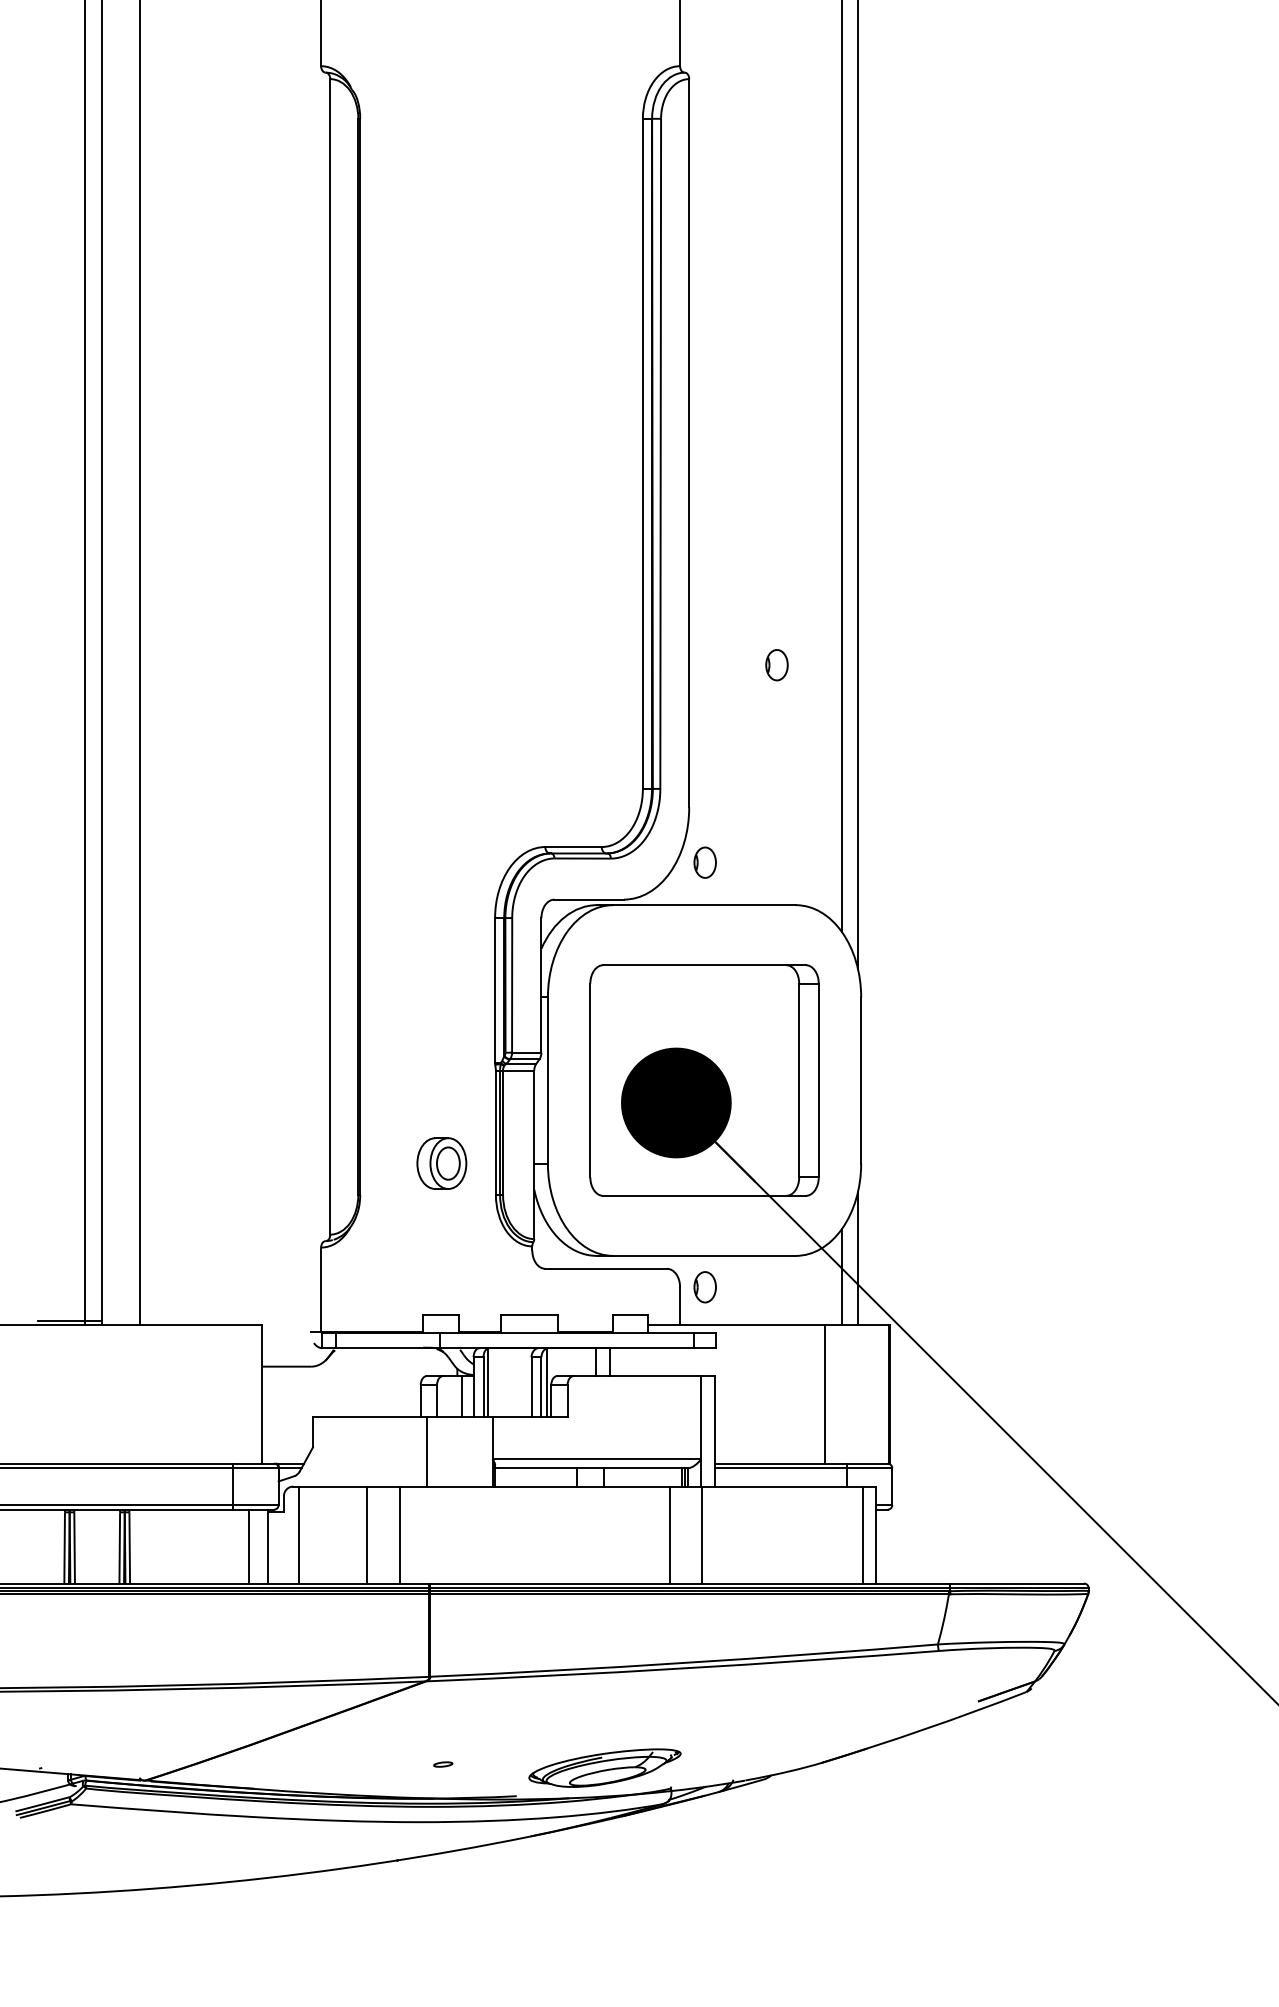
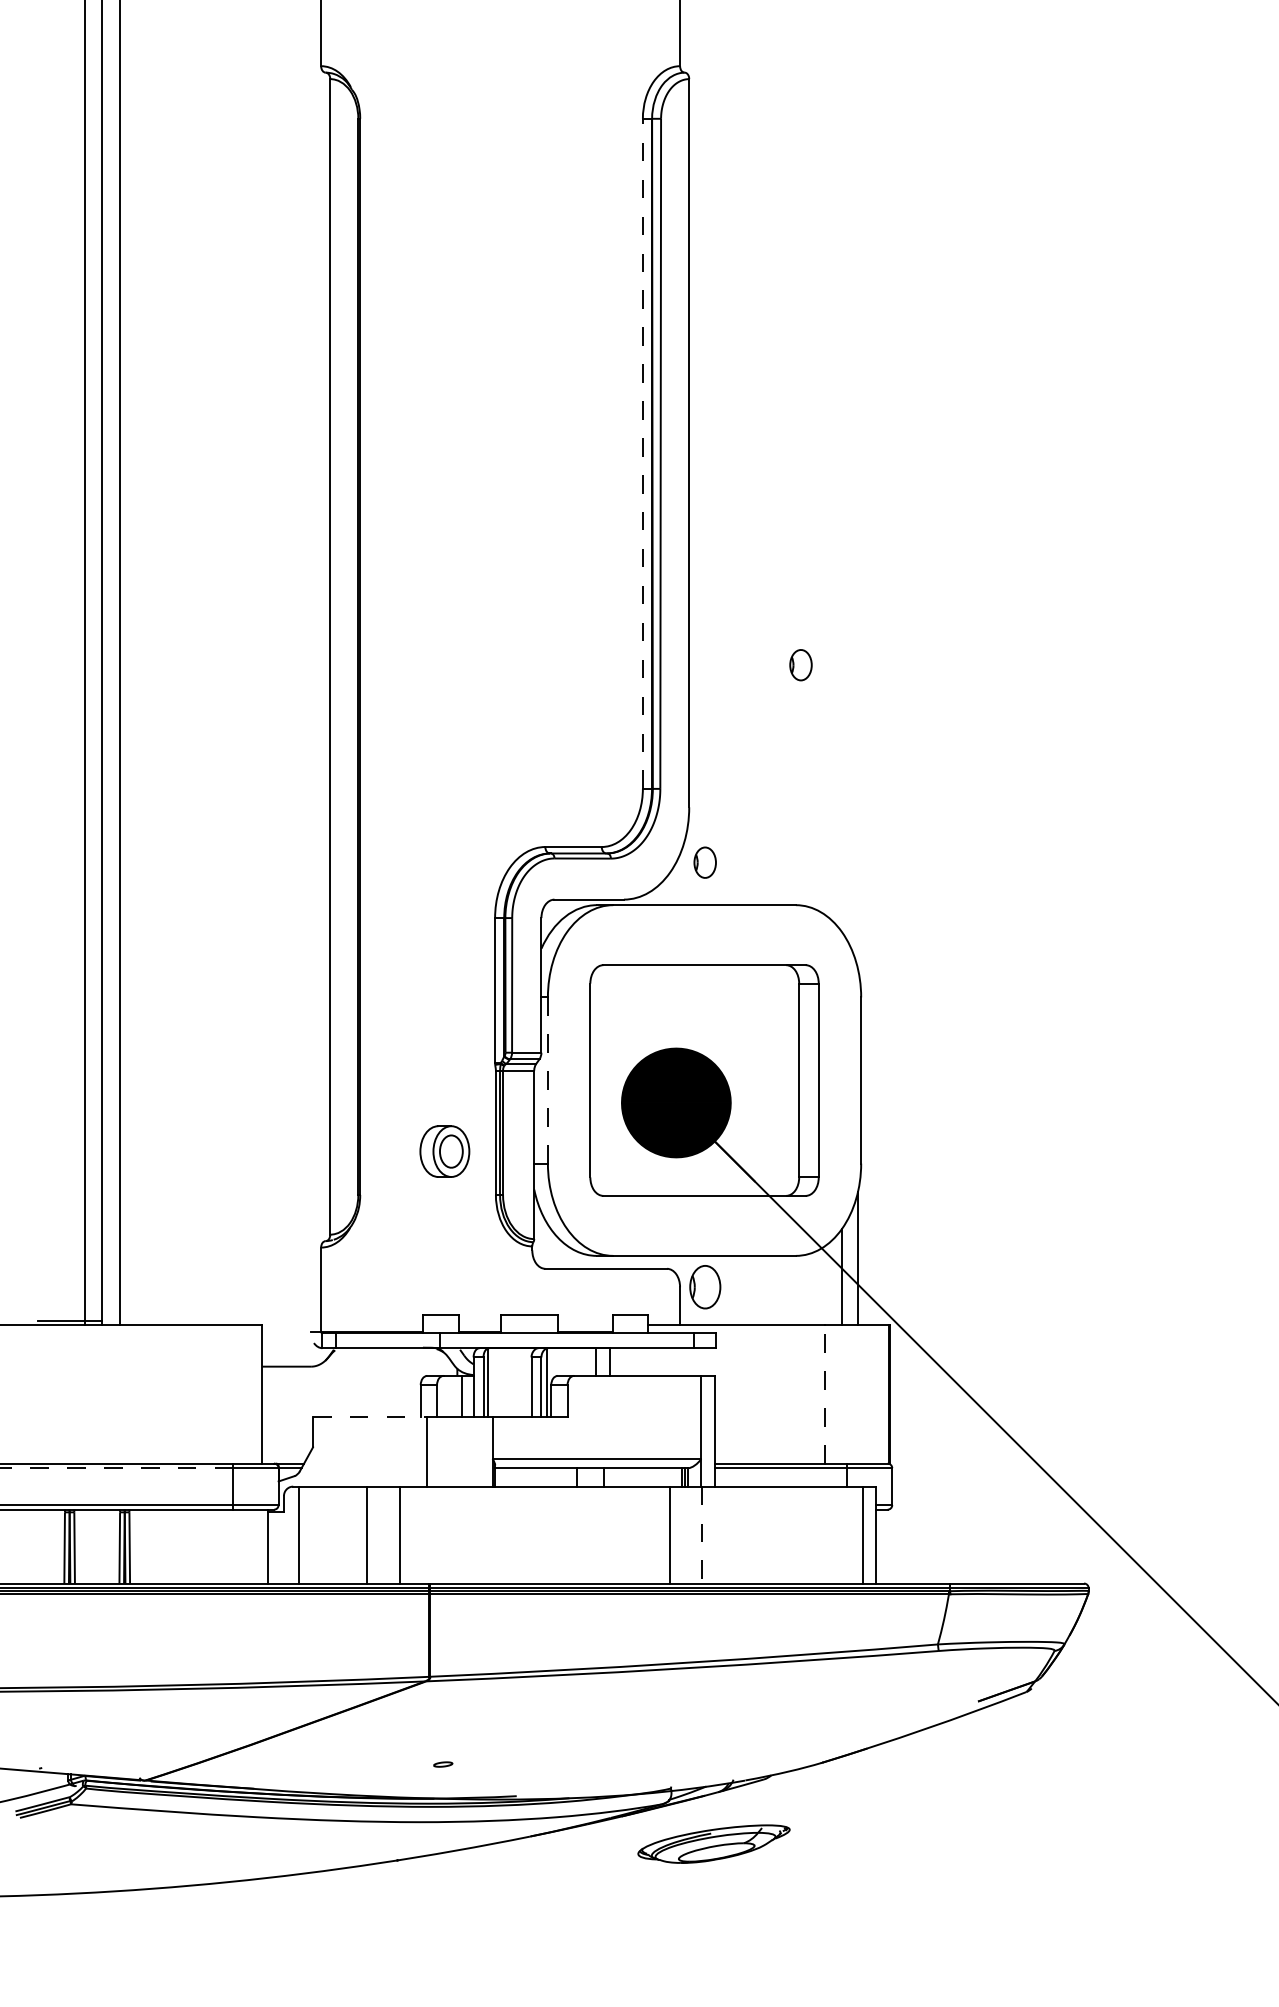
line: solid -> dashed (642, 453)
line: present -> none (842, 467)
line: present -> none (857, 485)
line position: (140, 663) -> (120, 663) (120, 663)
part position: (776, 665) -> (800, 665) (800, 665)
line: solid -> dashed (547, 1080)
part position: (441, 1163) -> (444, 1151) (444, 1151)
part size: 24x33 px -> 33x45 px (705, 1287)
line: solid -> dashed (824, 1393)
line: solid -> dashed (370, 1417)
line: solid -> dashed (116, 1468)
line: solid -> dashed (702, 1535)
line: present -> none (249, 1546)
part position: (604, 1767) -> (713, 1843) (713, 1843)
